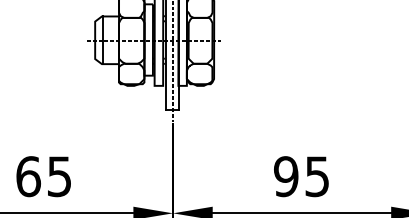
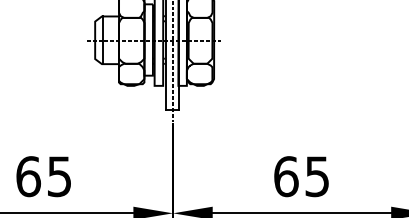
text: 95 -> 65 (286, 176)
